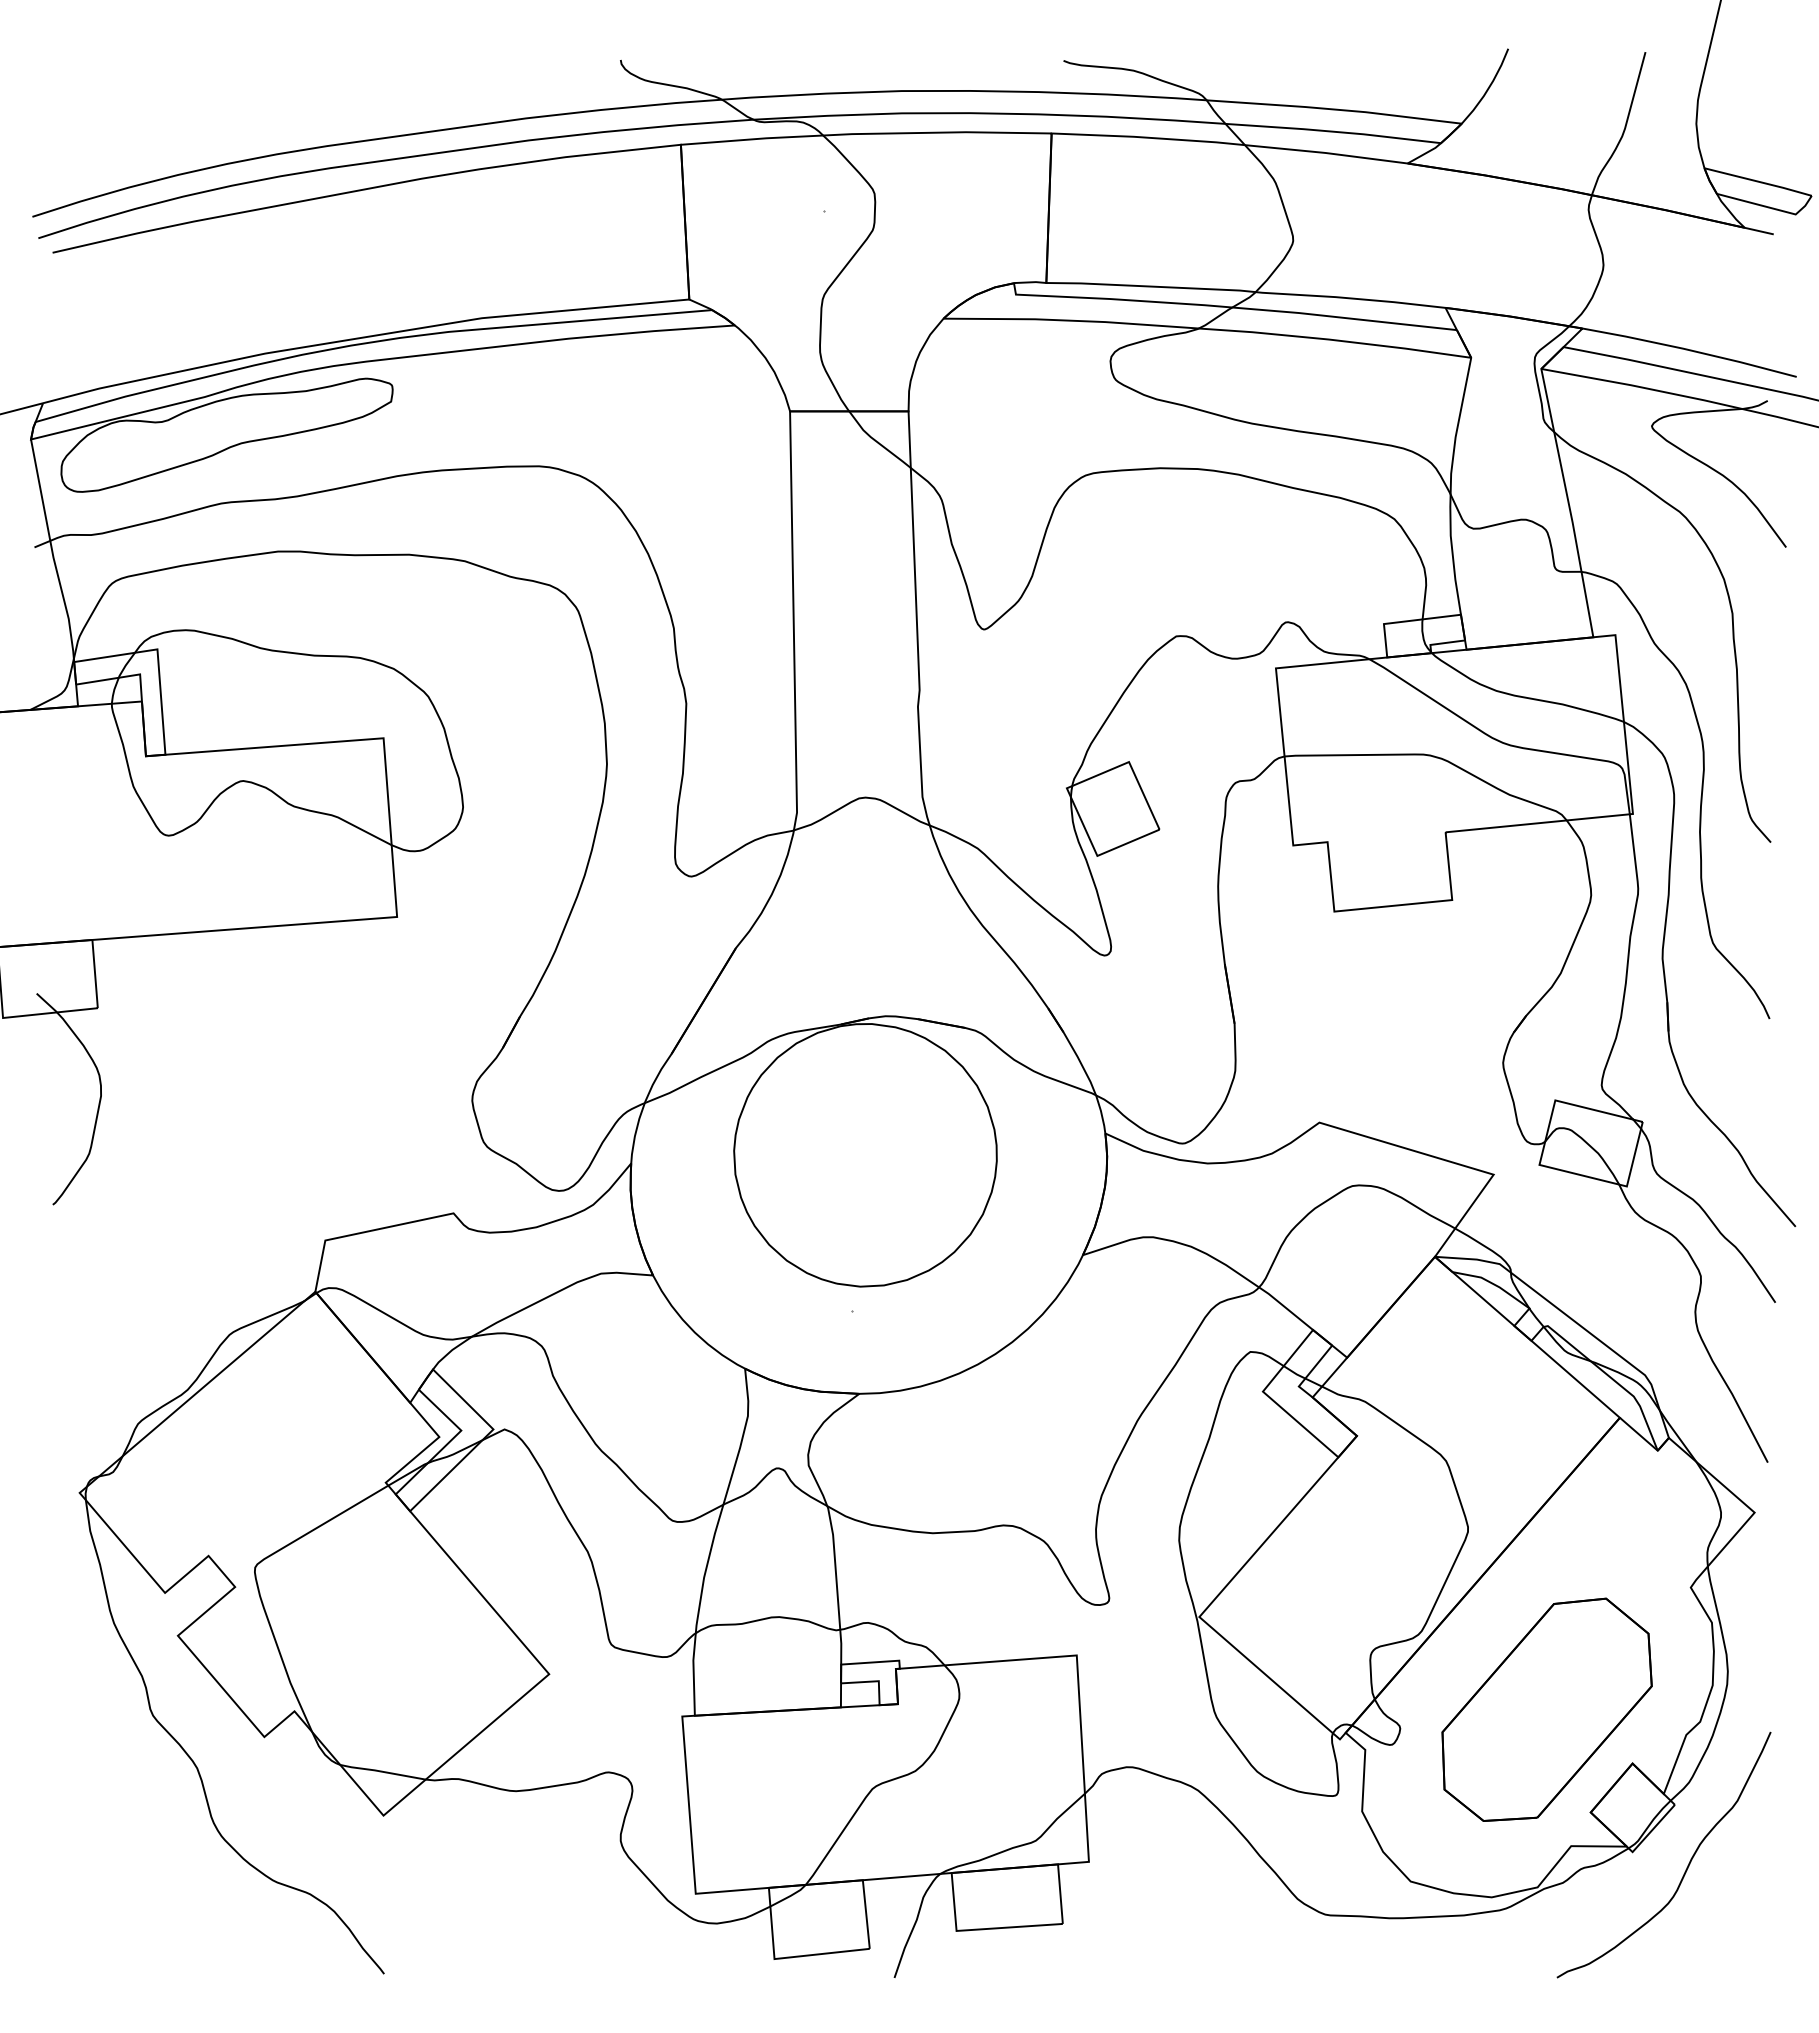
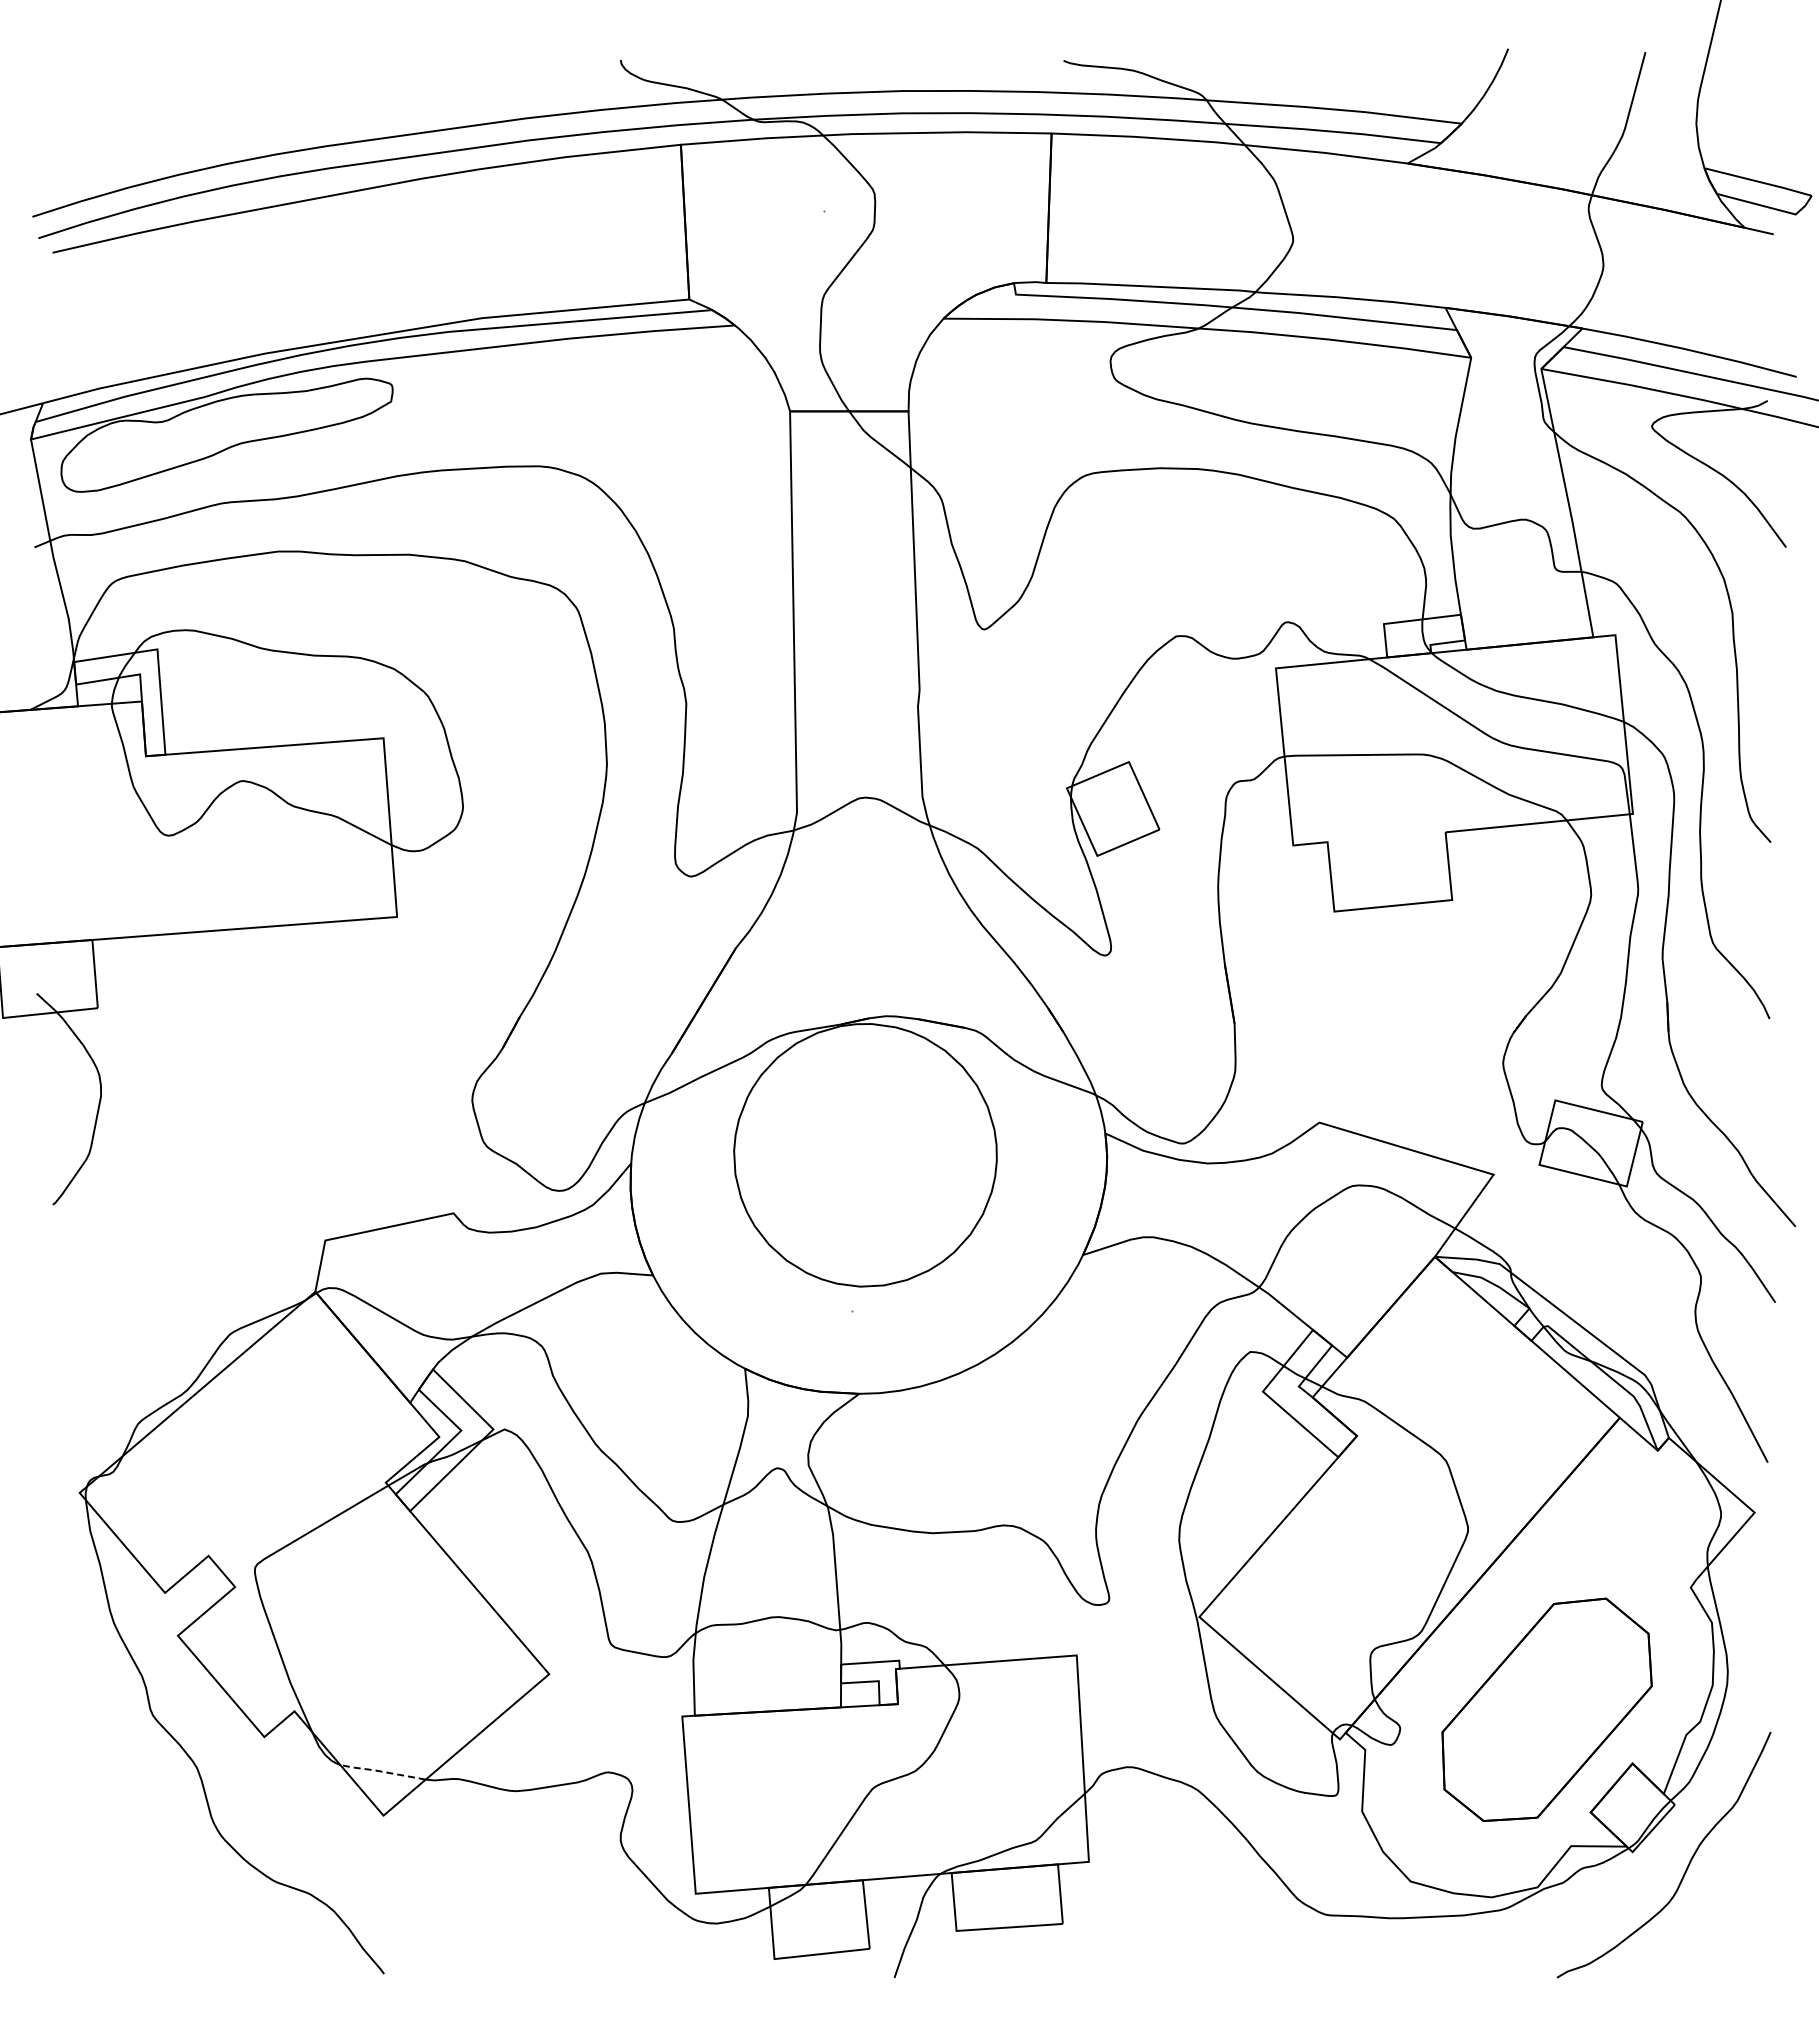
line: solid -> dashed (381, 1771)
